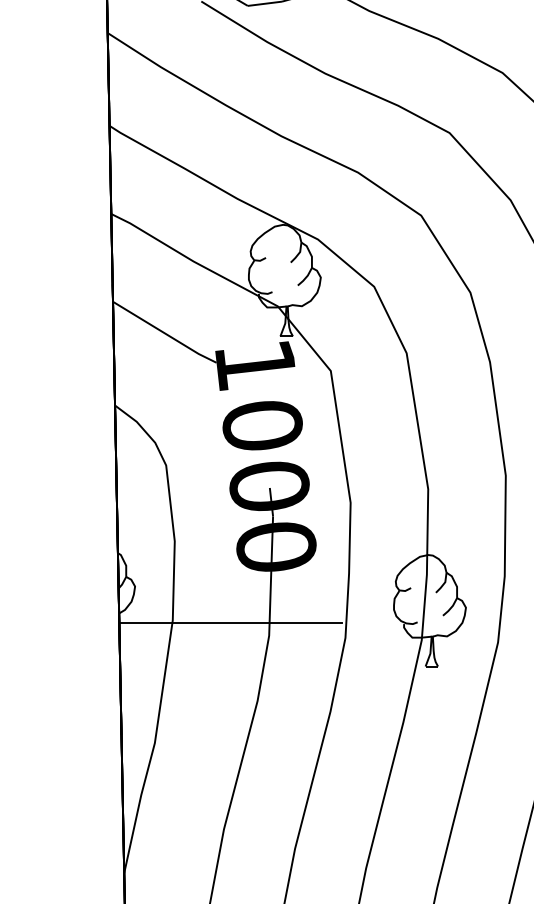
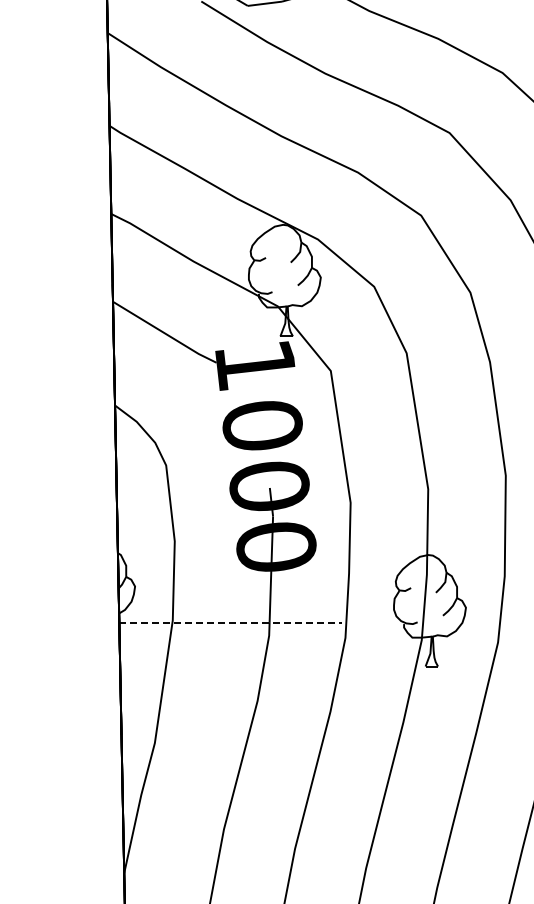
line: solid -> dashed (230, 623)
